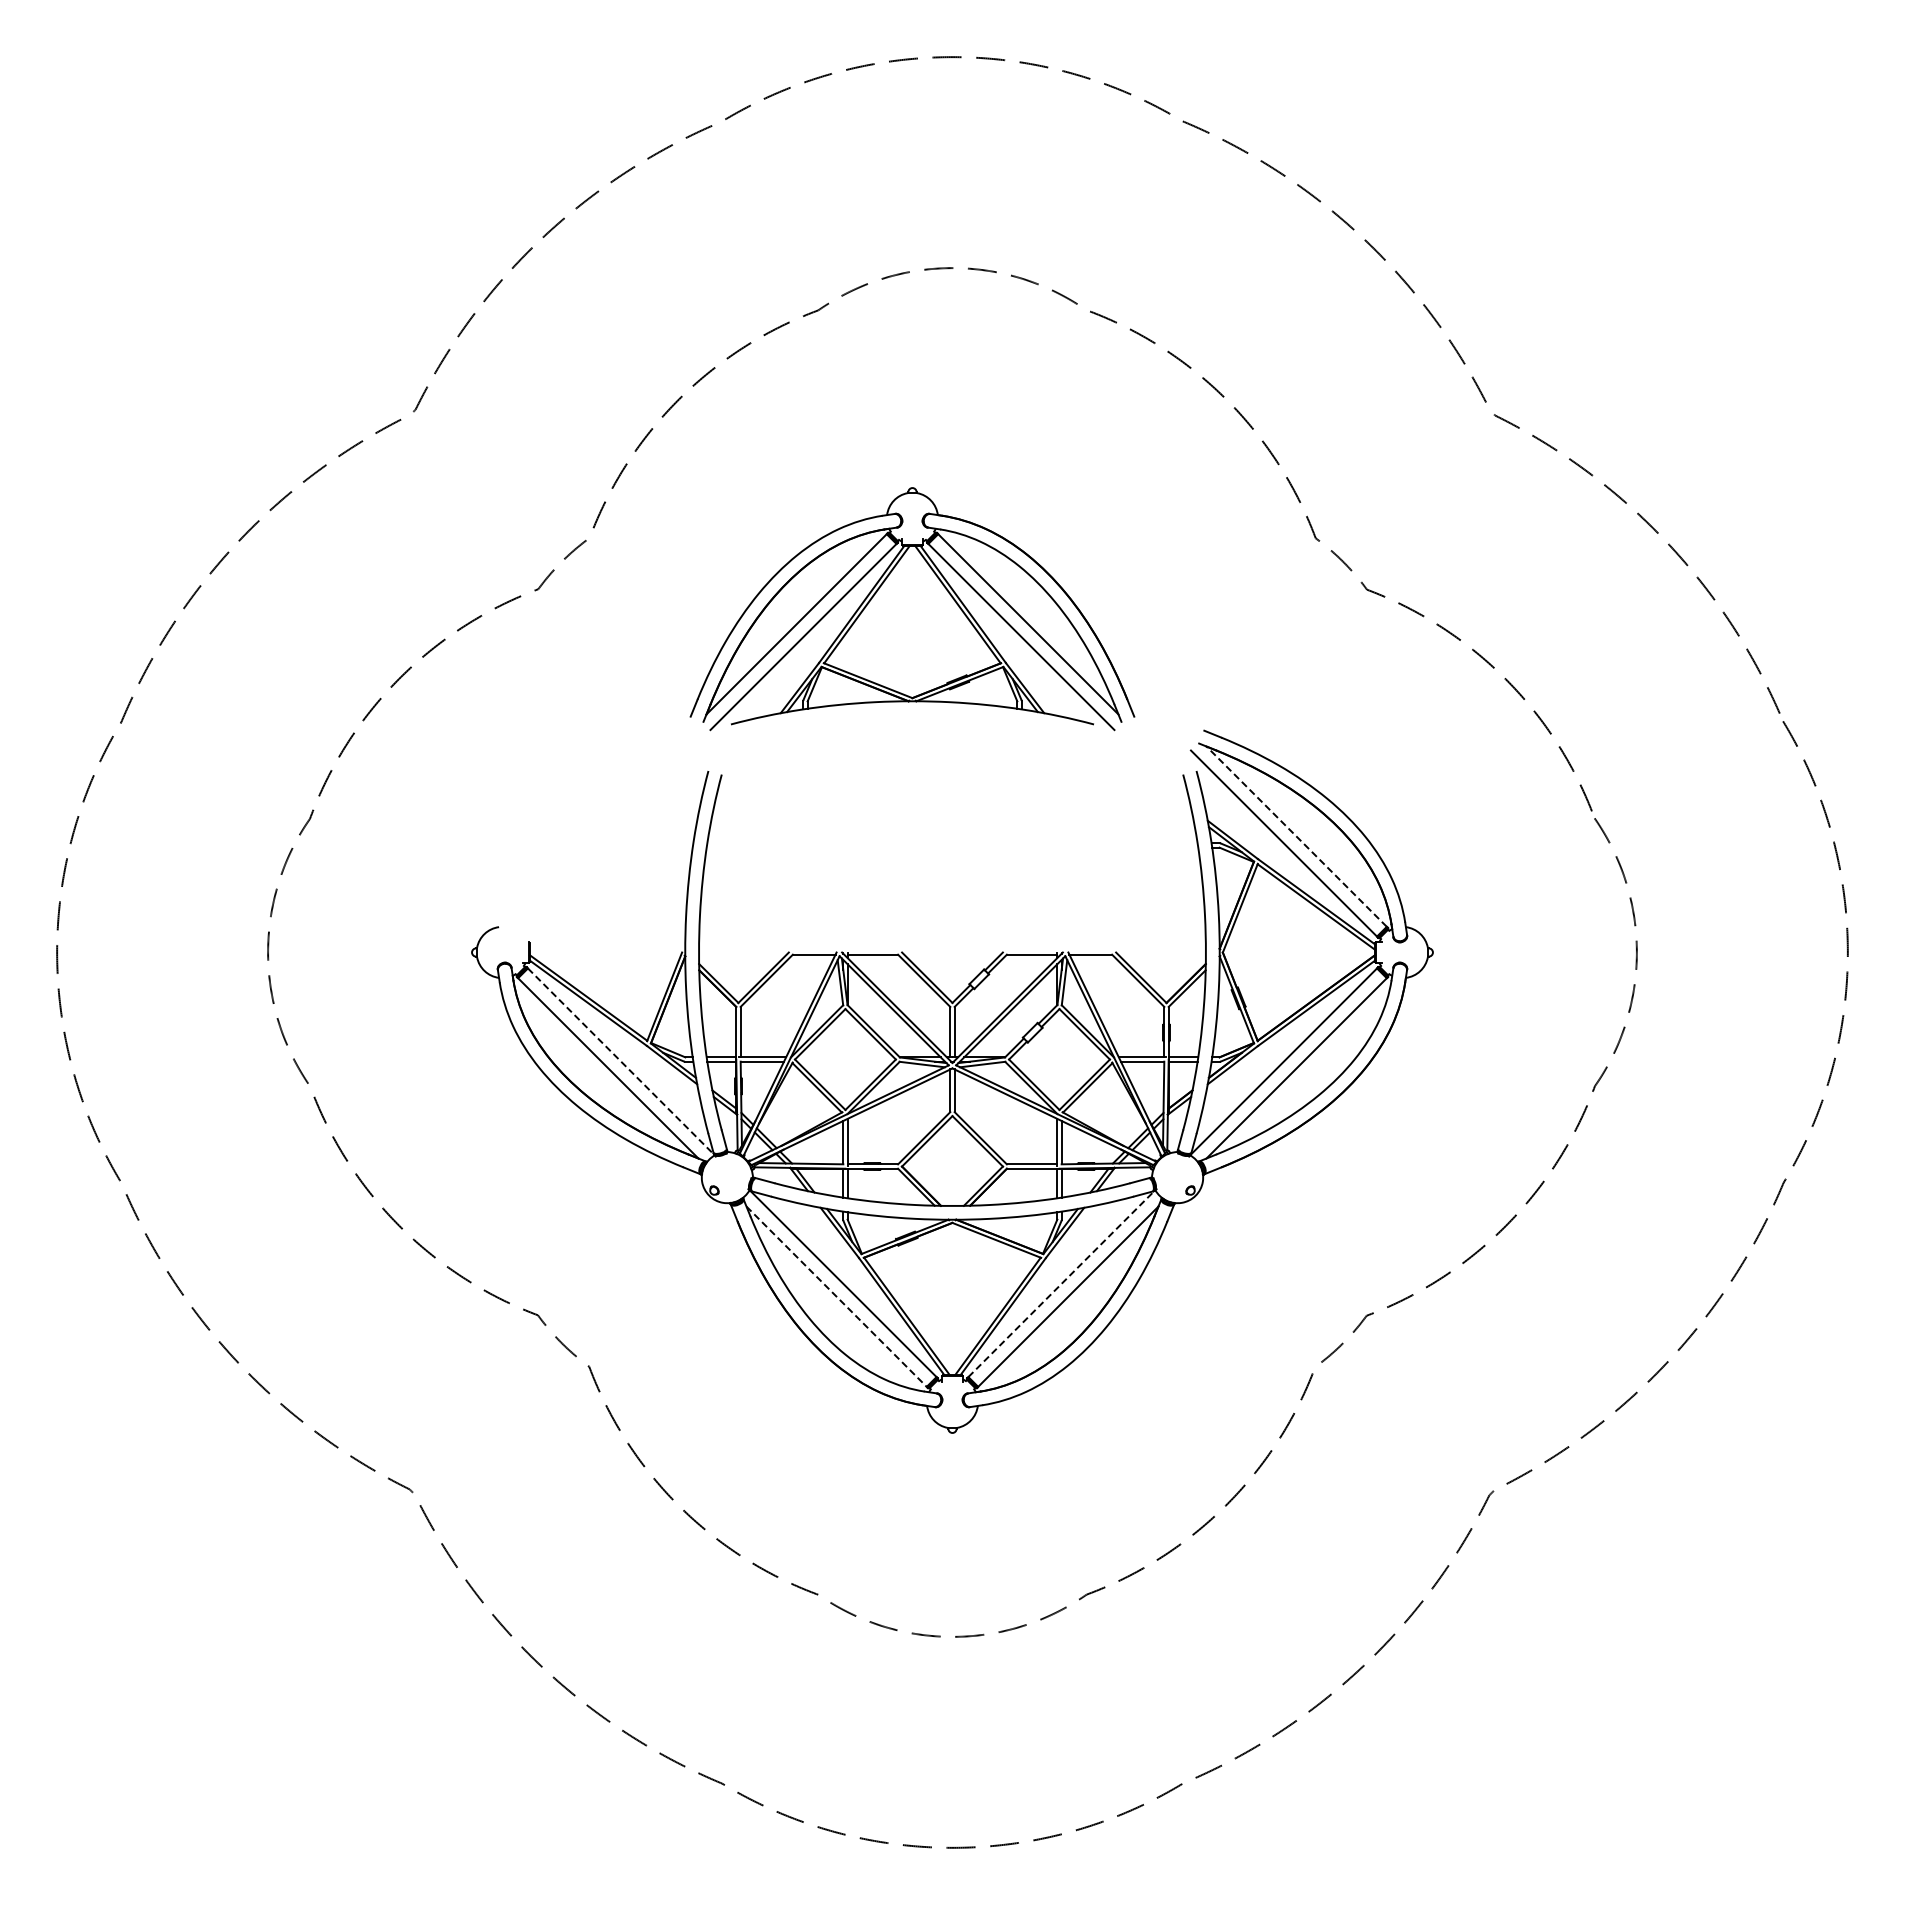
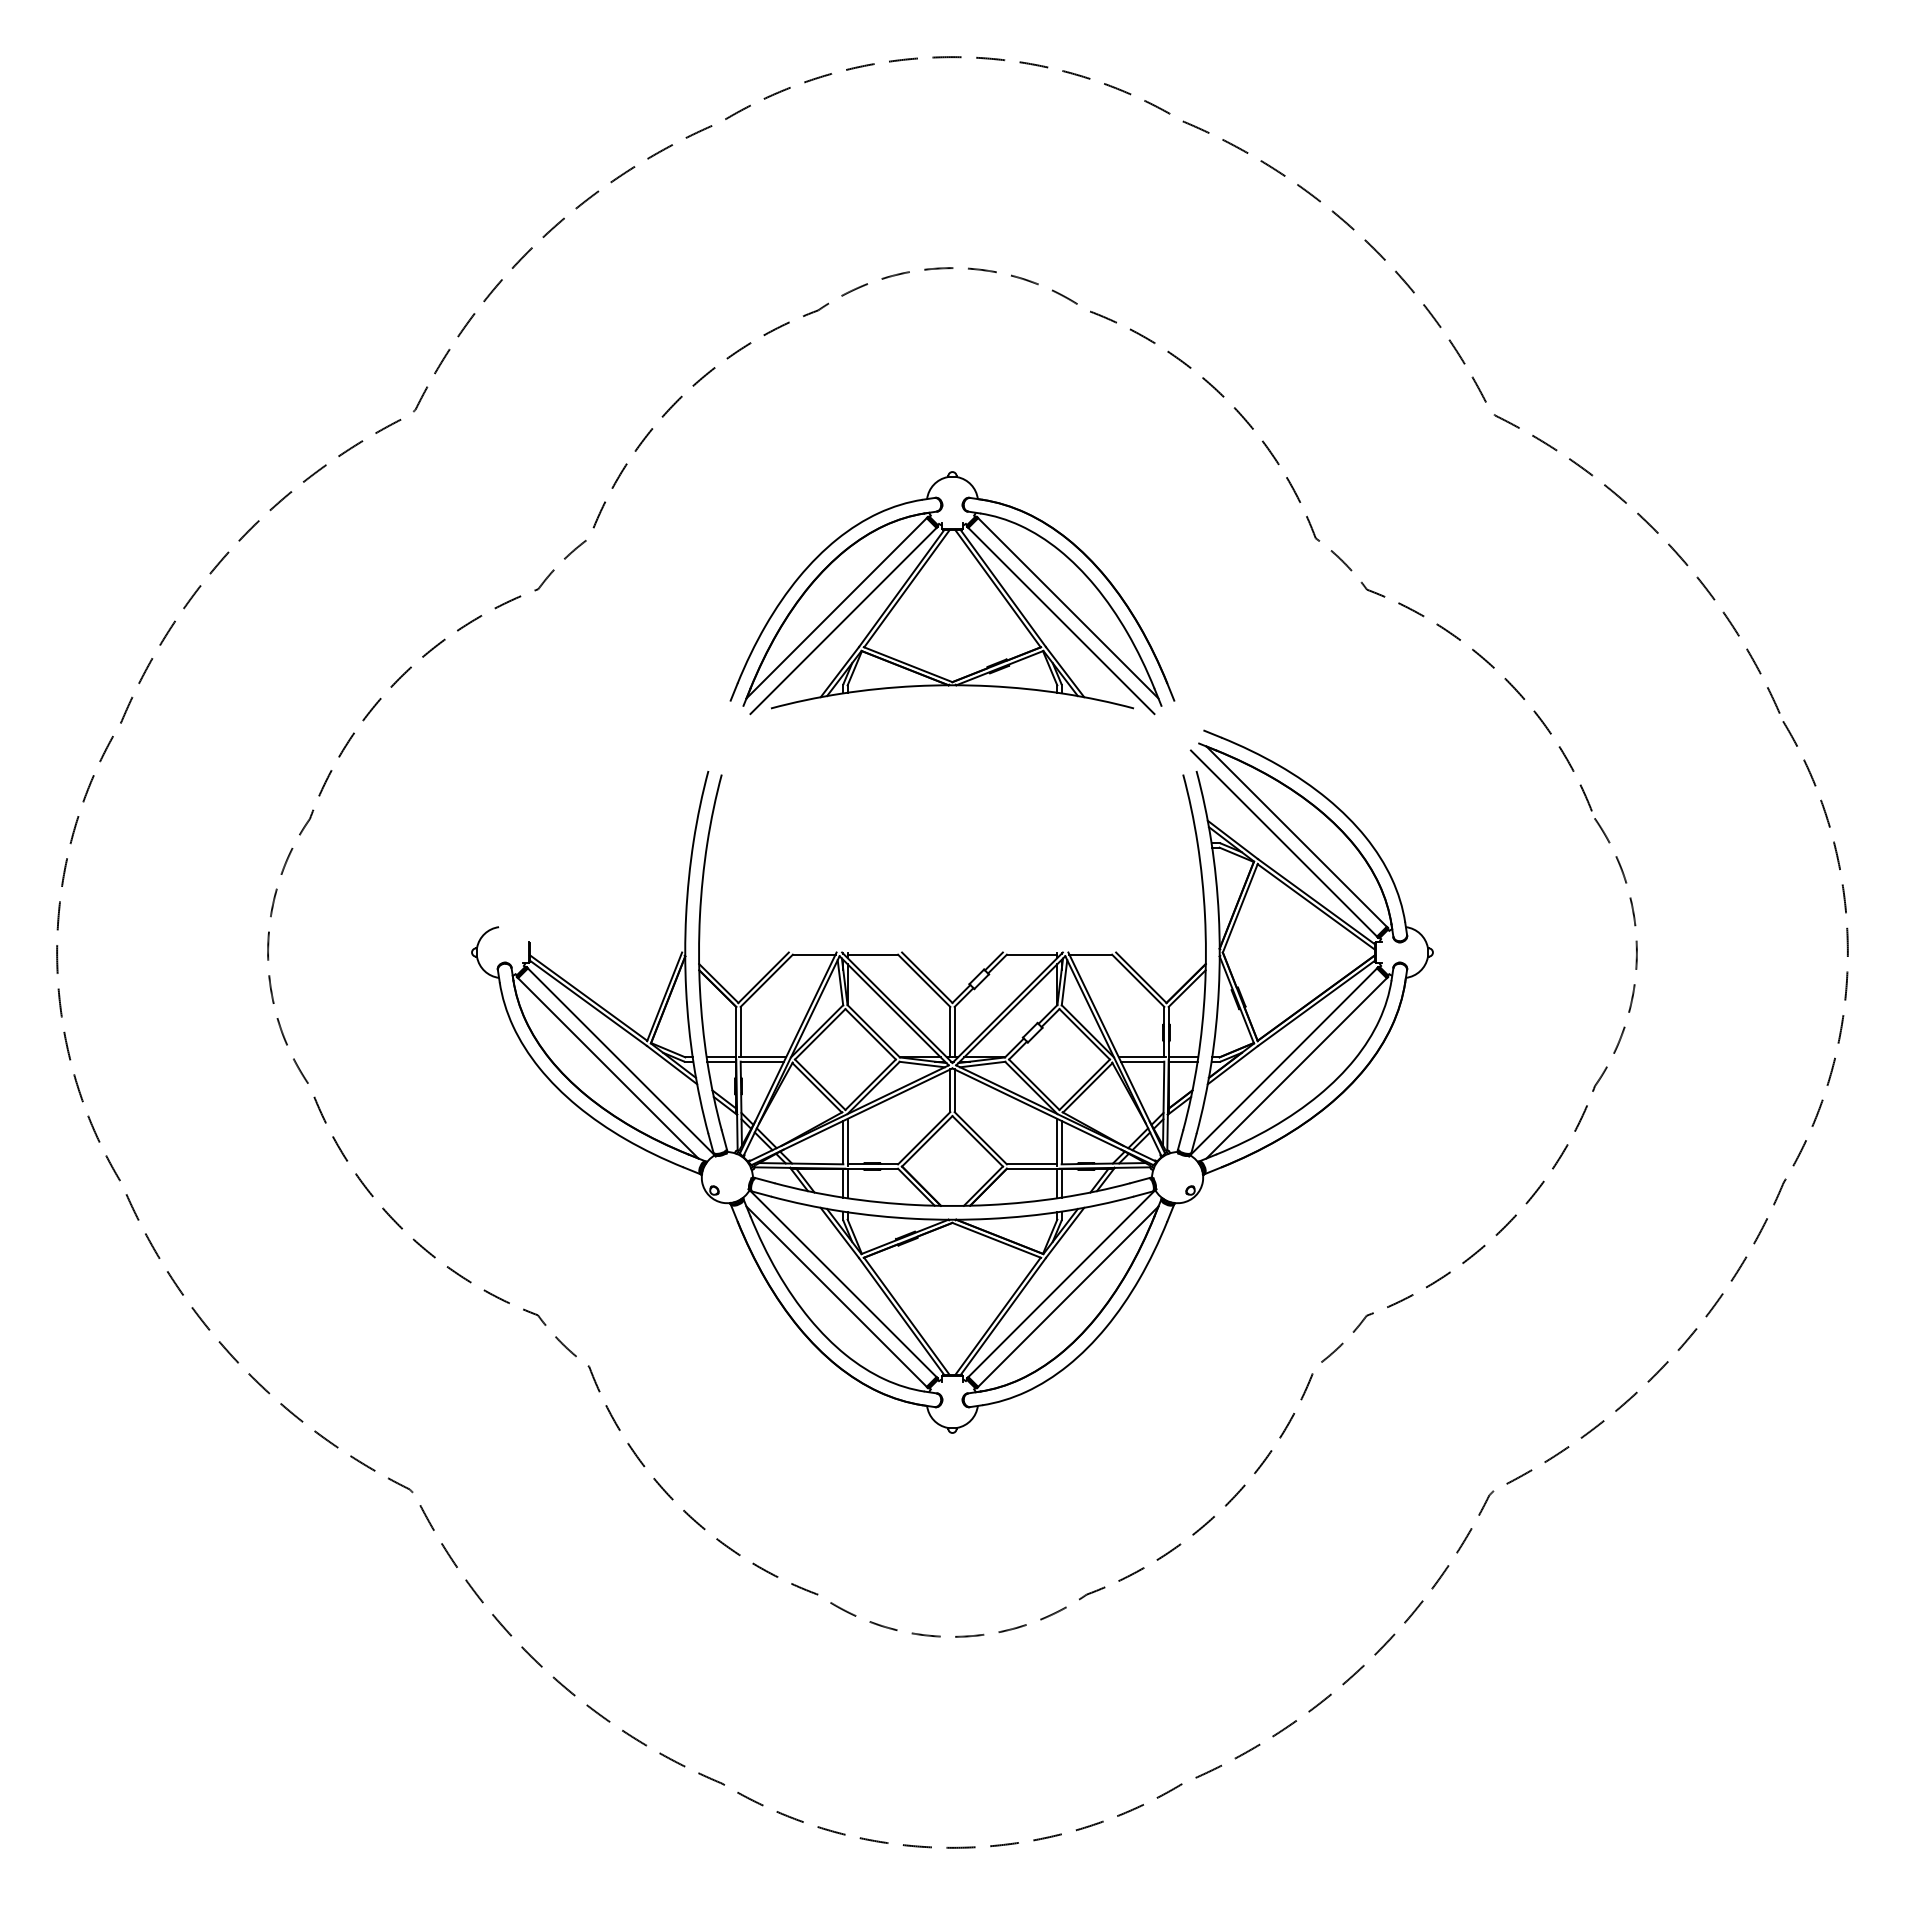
part position: (912, 609) -> (952, 593) (952, 593)
line: dashed -> solid (1296, 836)
line: dashed -> solid (620, 1061)
line: dashed -> solid (1061, 1284)
line: dashed -> solid (837, 1297)
